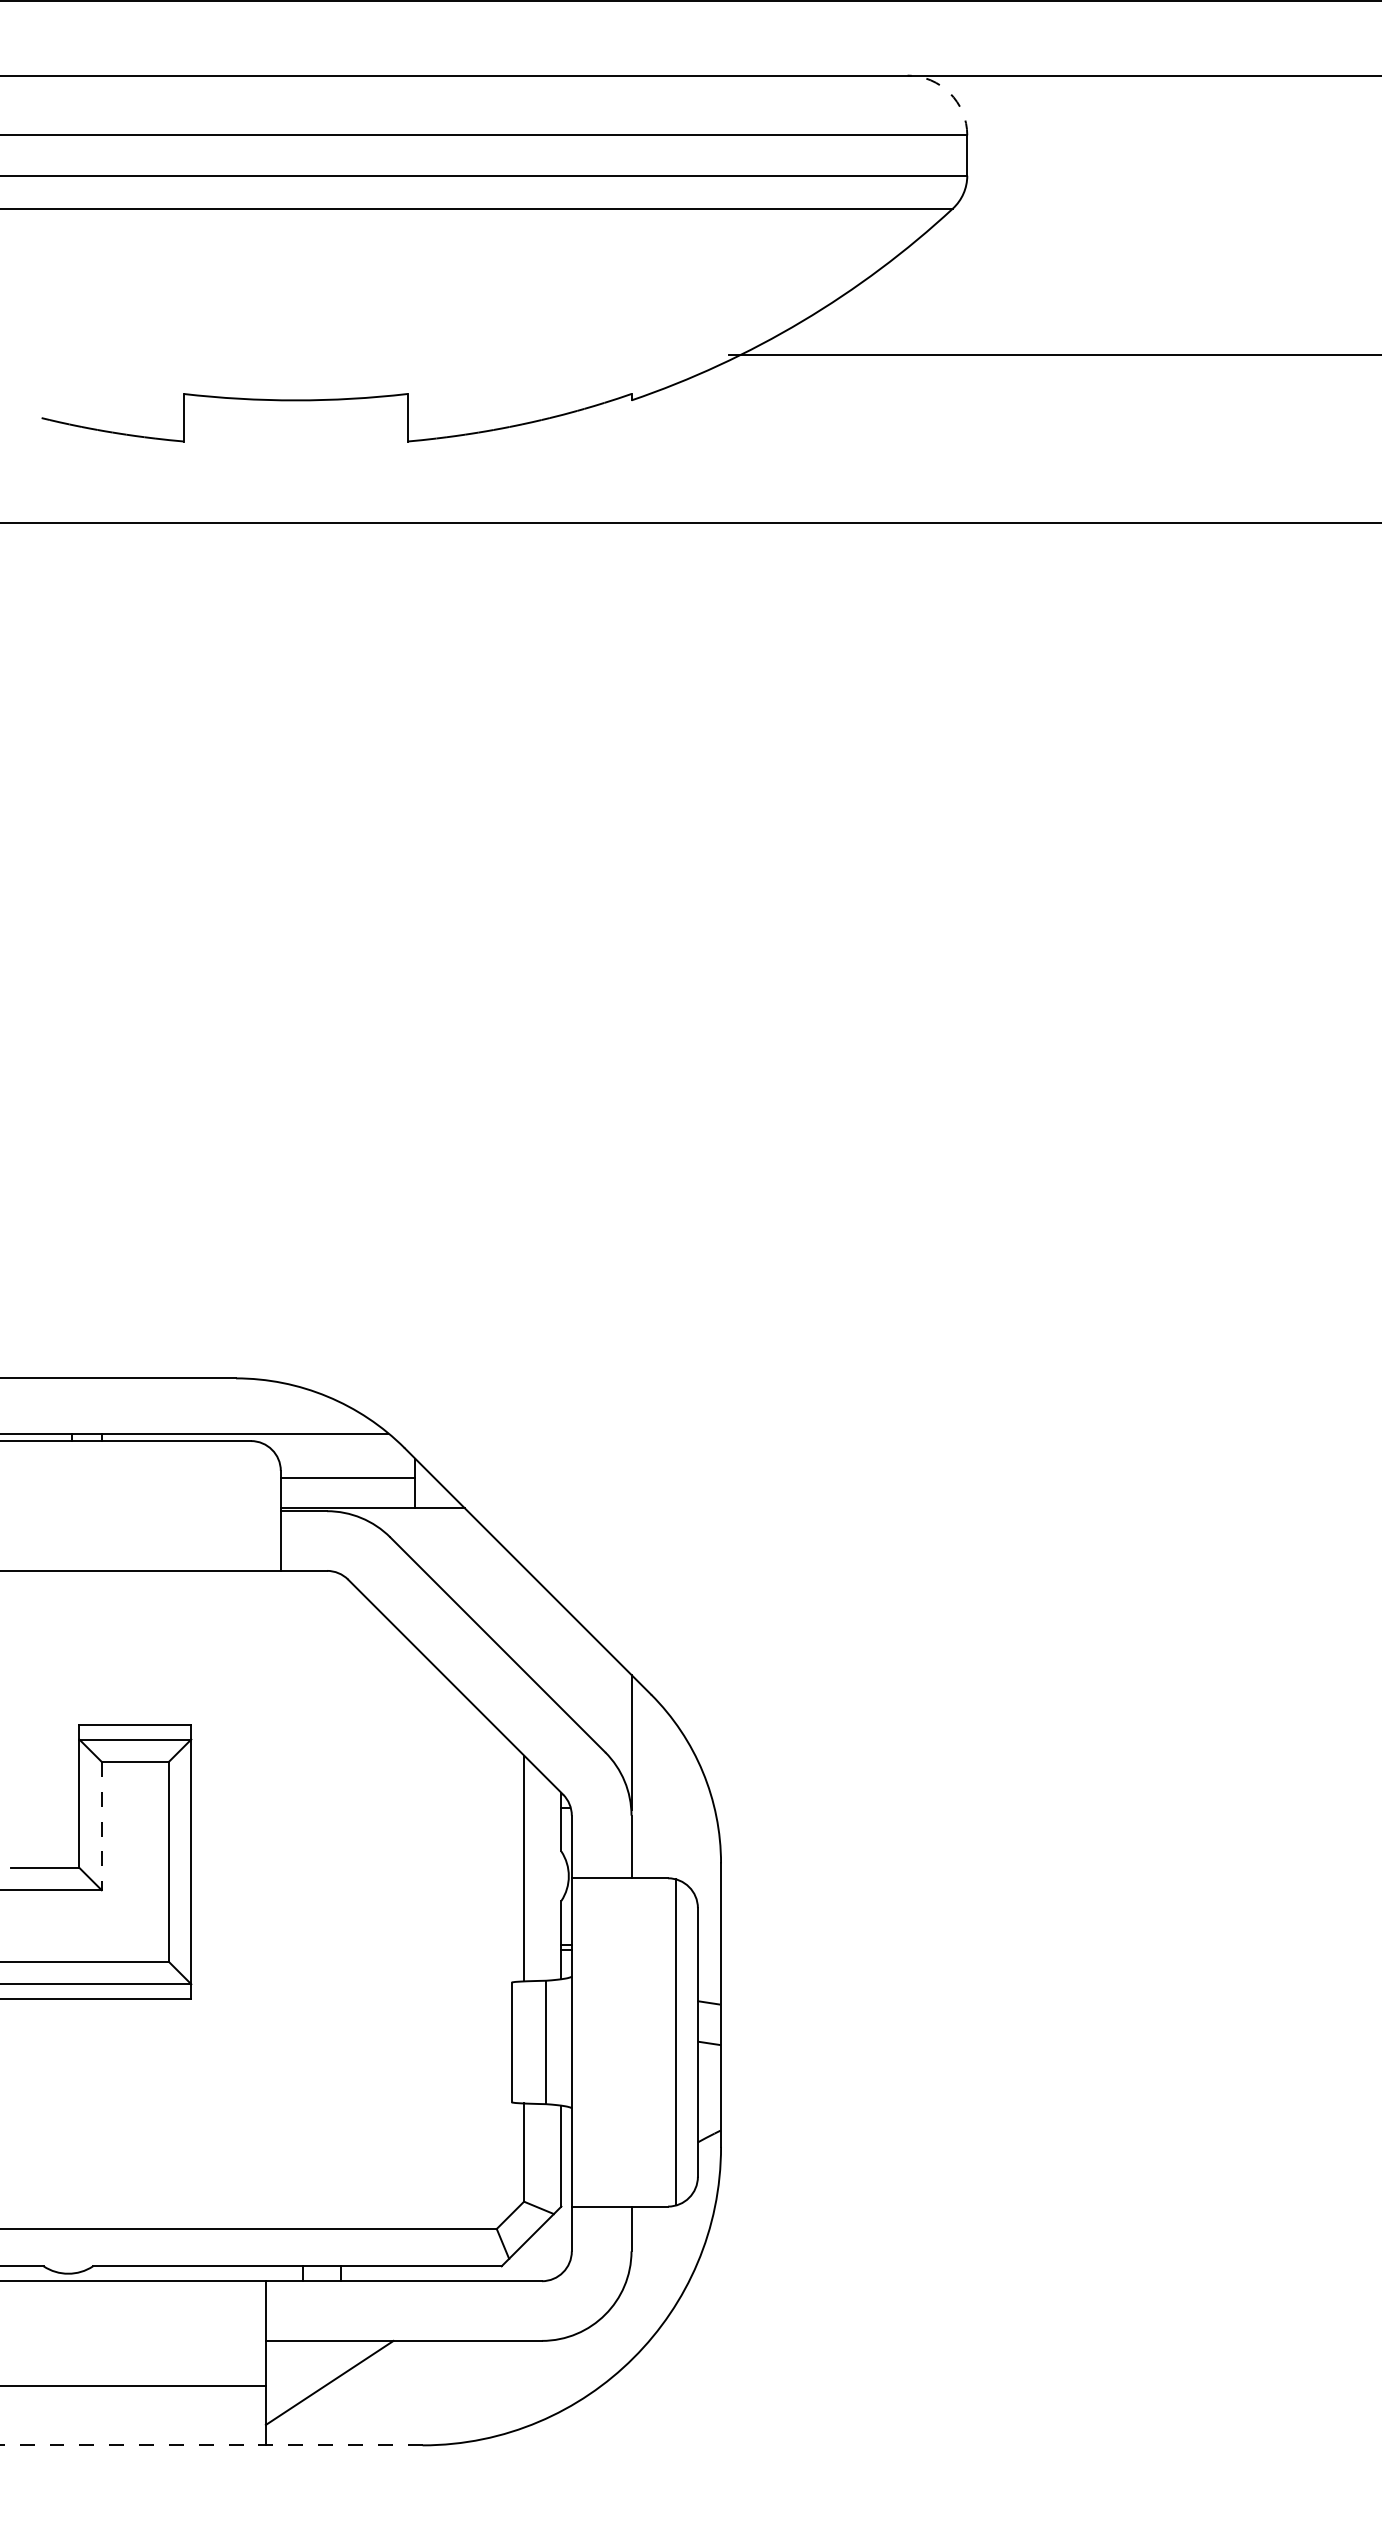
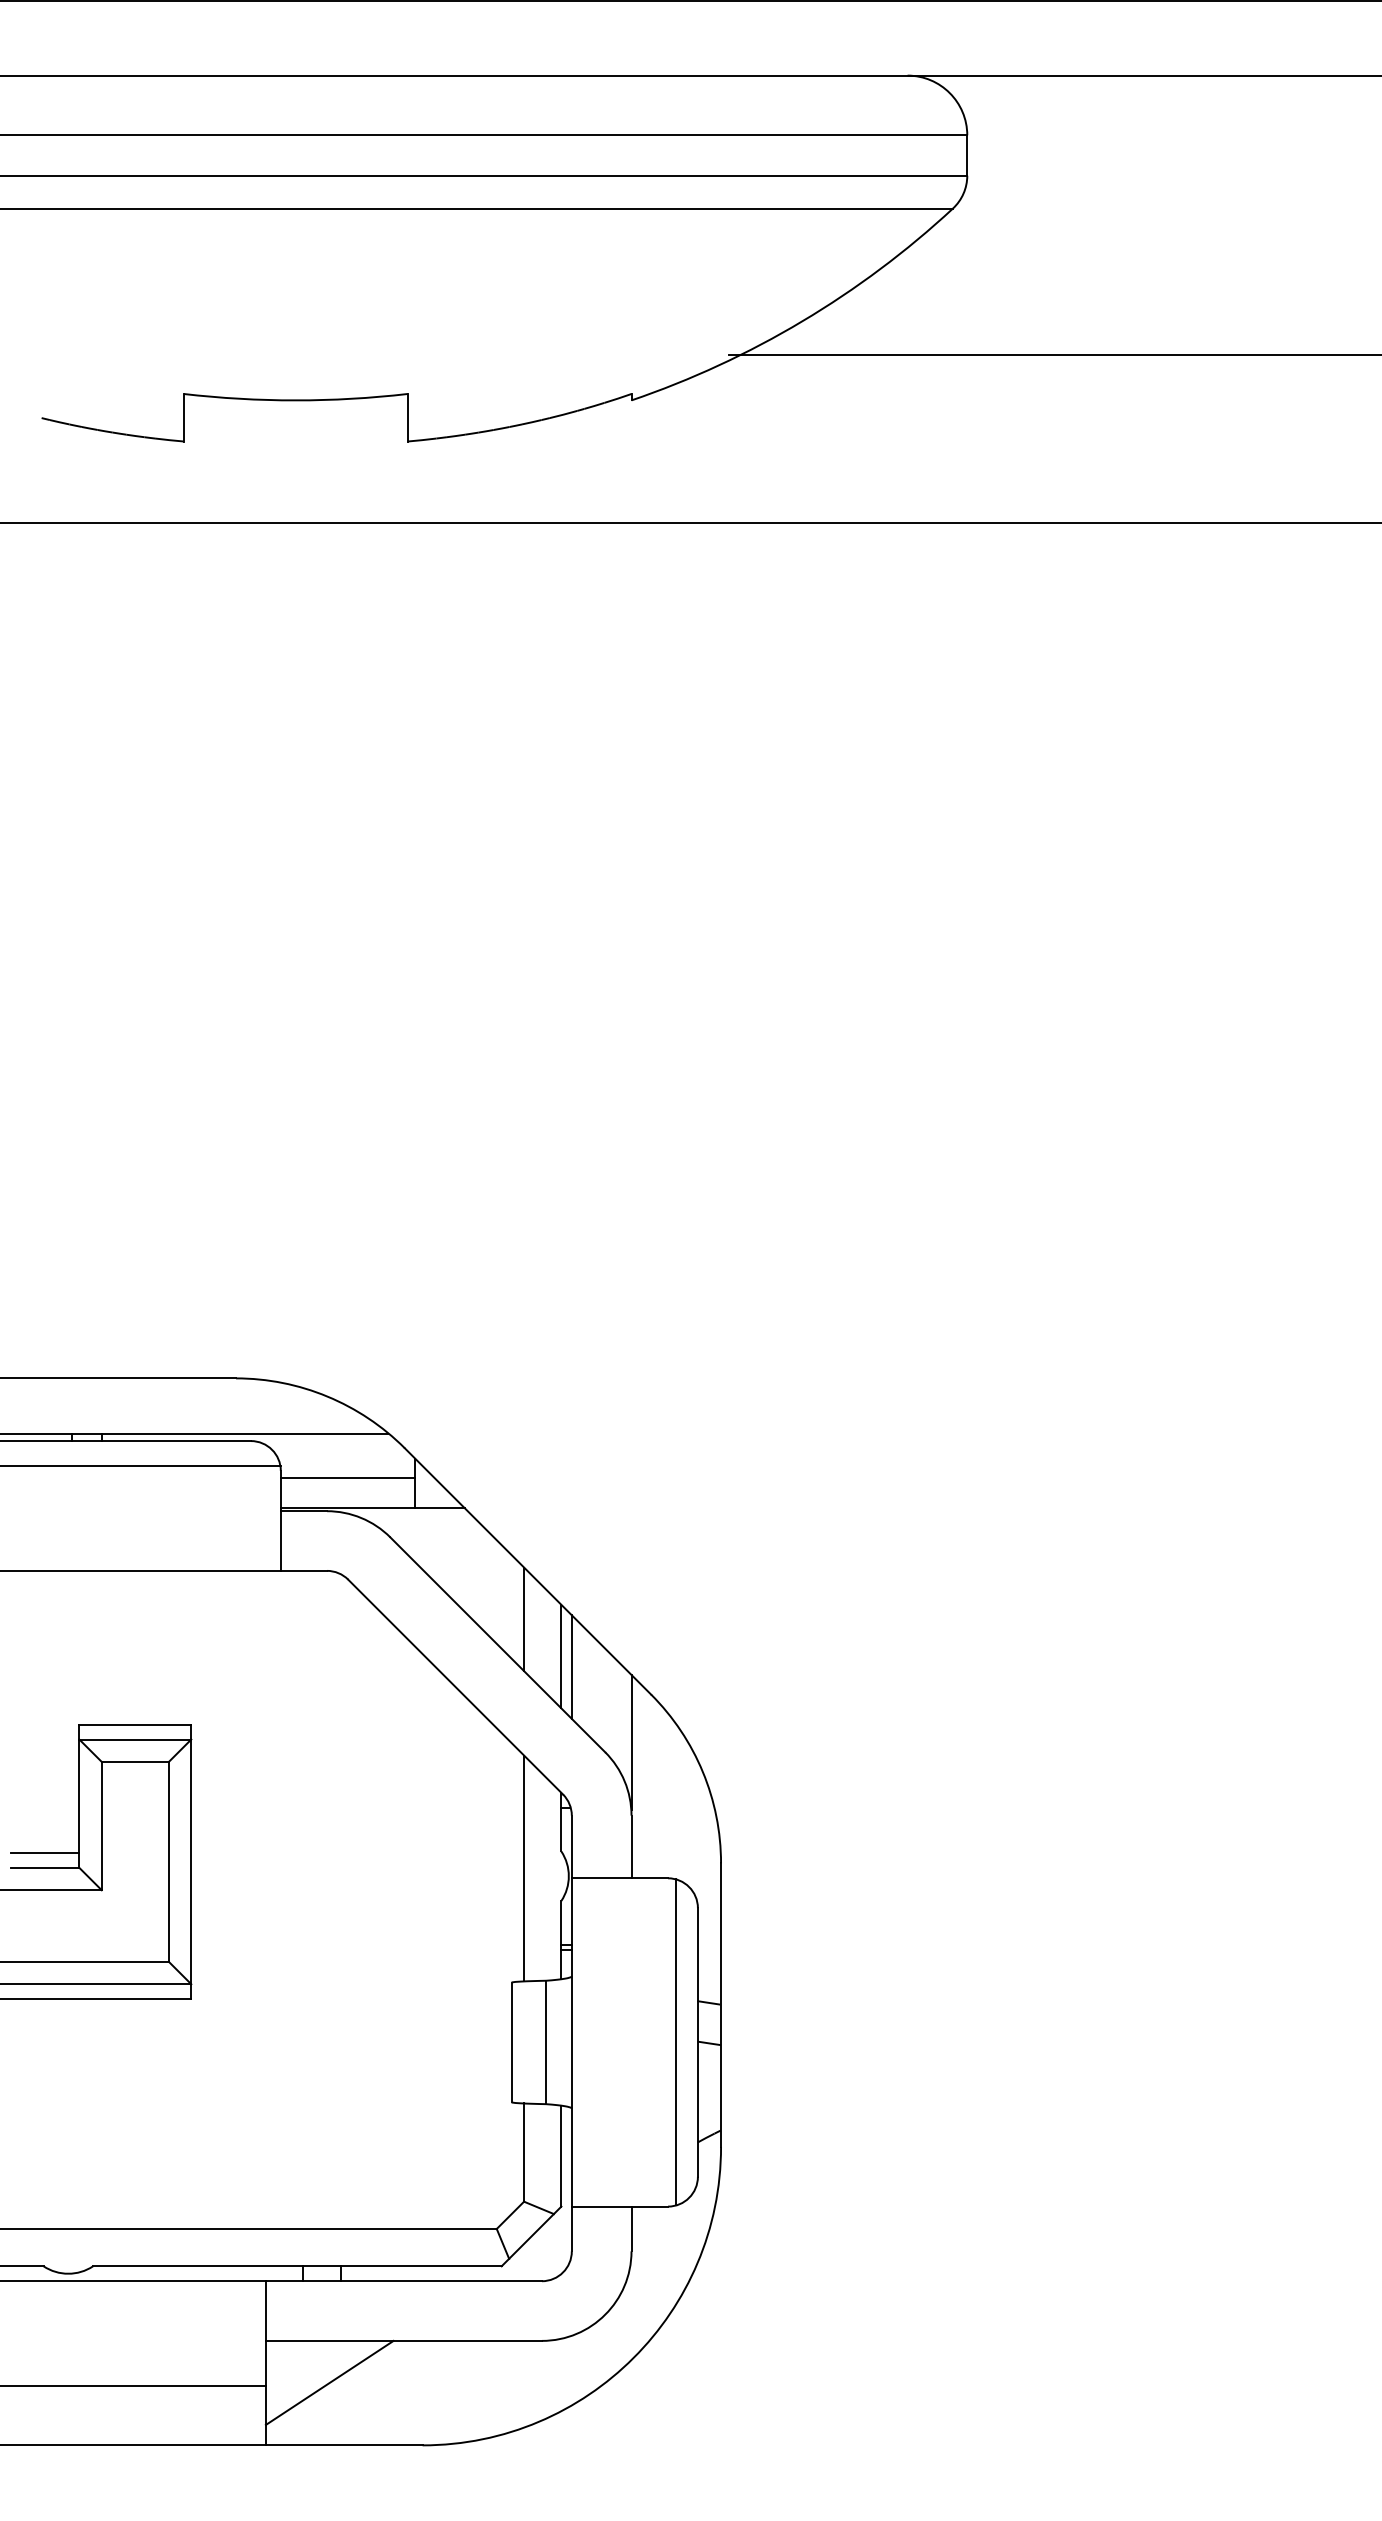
arc: dashed -> solid (949, 93)
line: none -> present (141, 1466)
line: none -> present (524, 1619)
line: none -> present (561, 1656)
line: none -> present (571, 1666)
line: dashed -> solid (101, 1826)
line: none -> present (44, 1852)
line: dashed -> solid (211, 2445)
